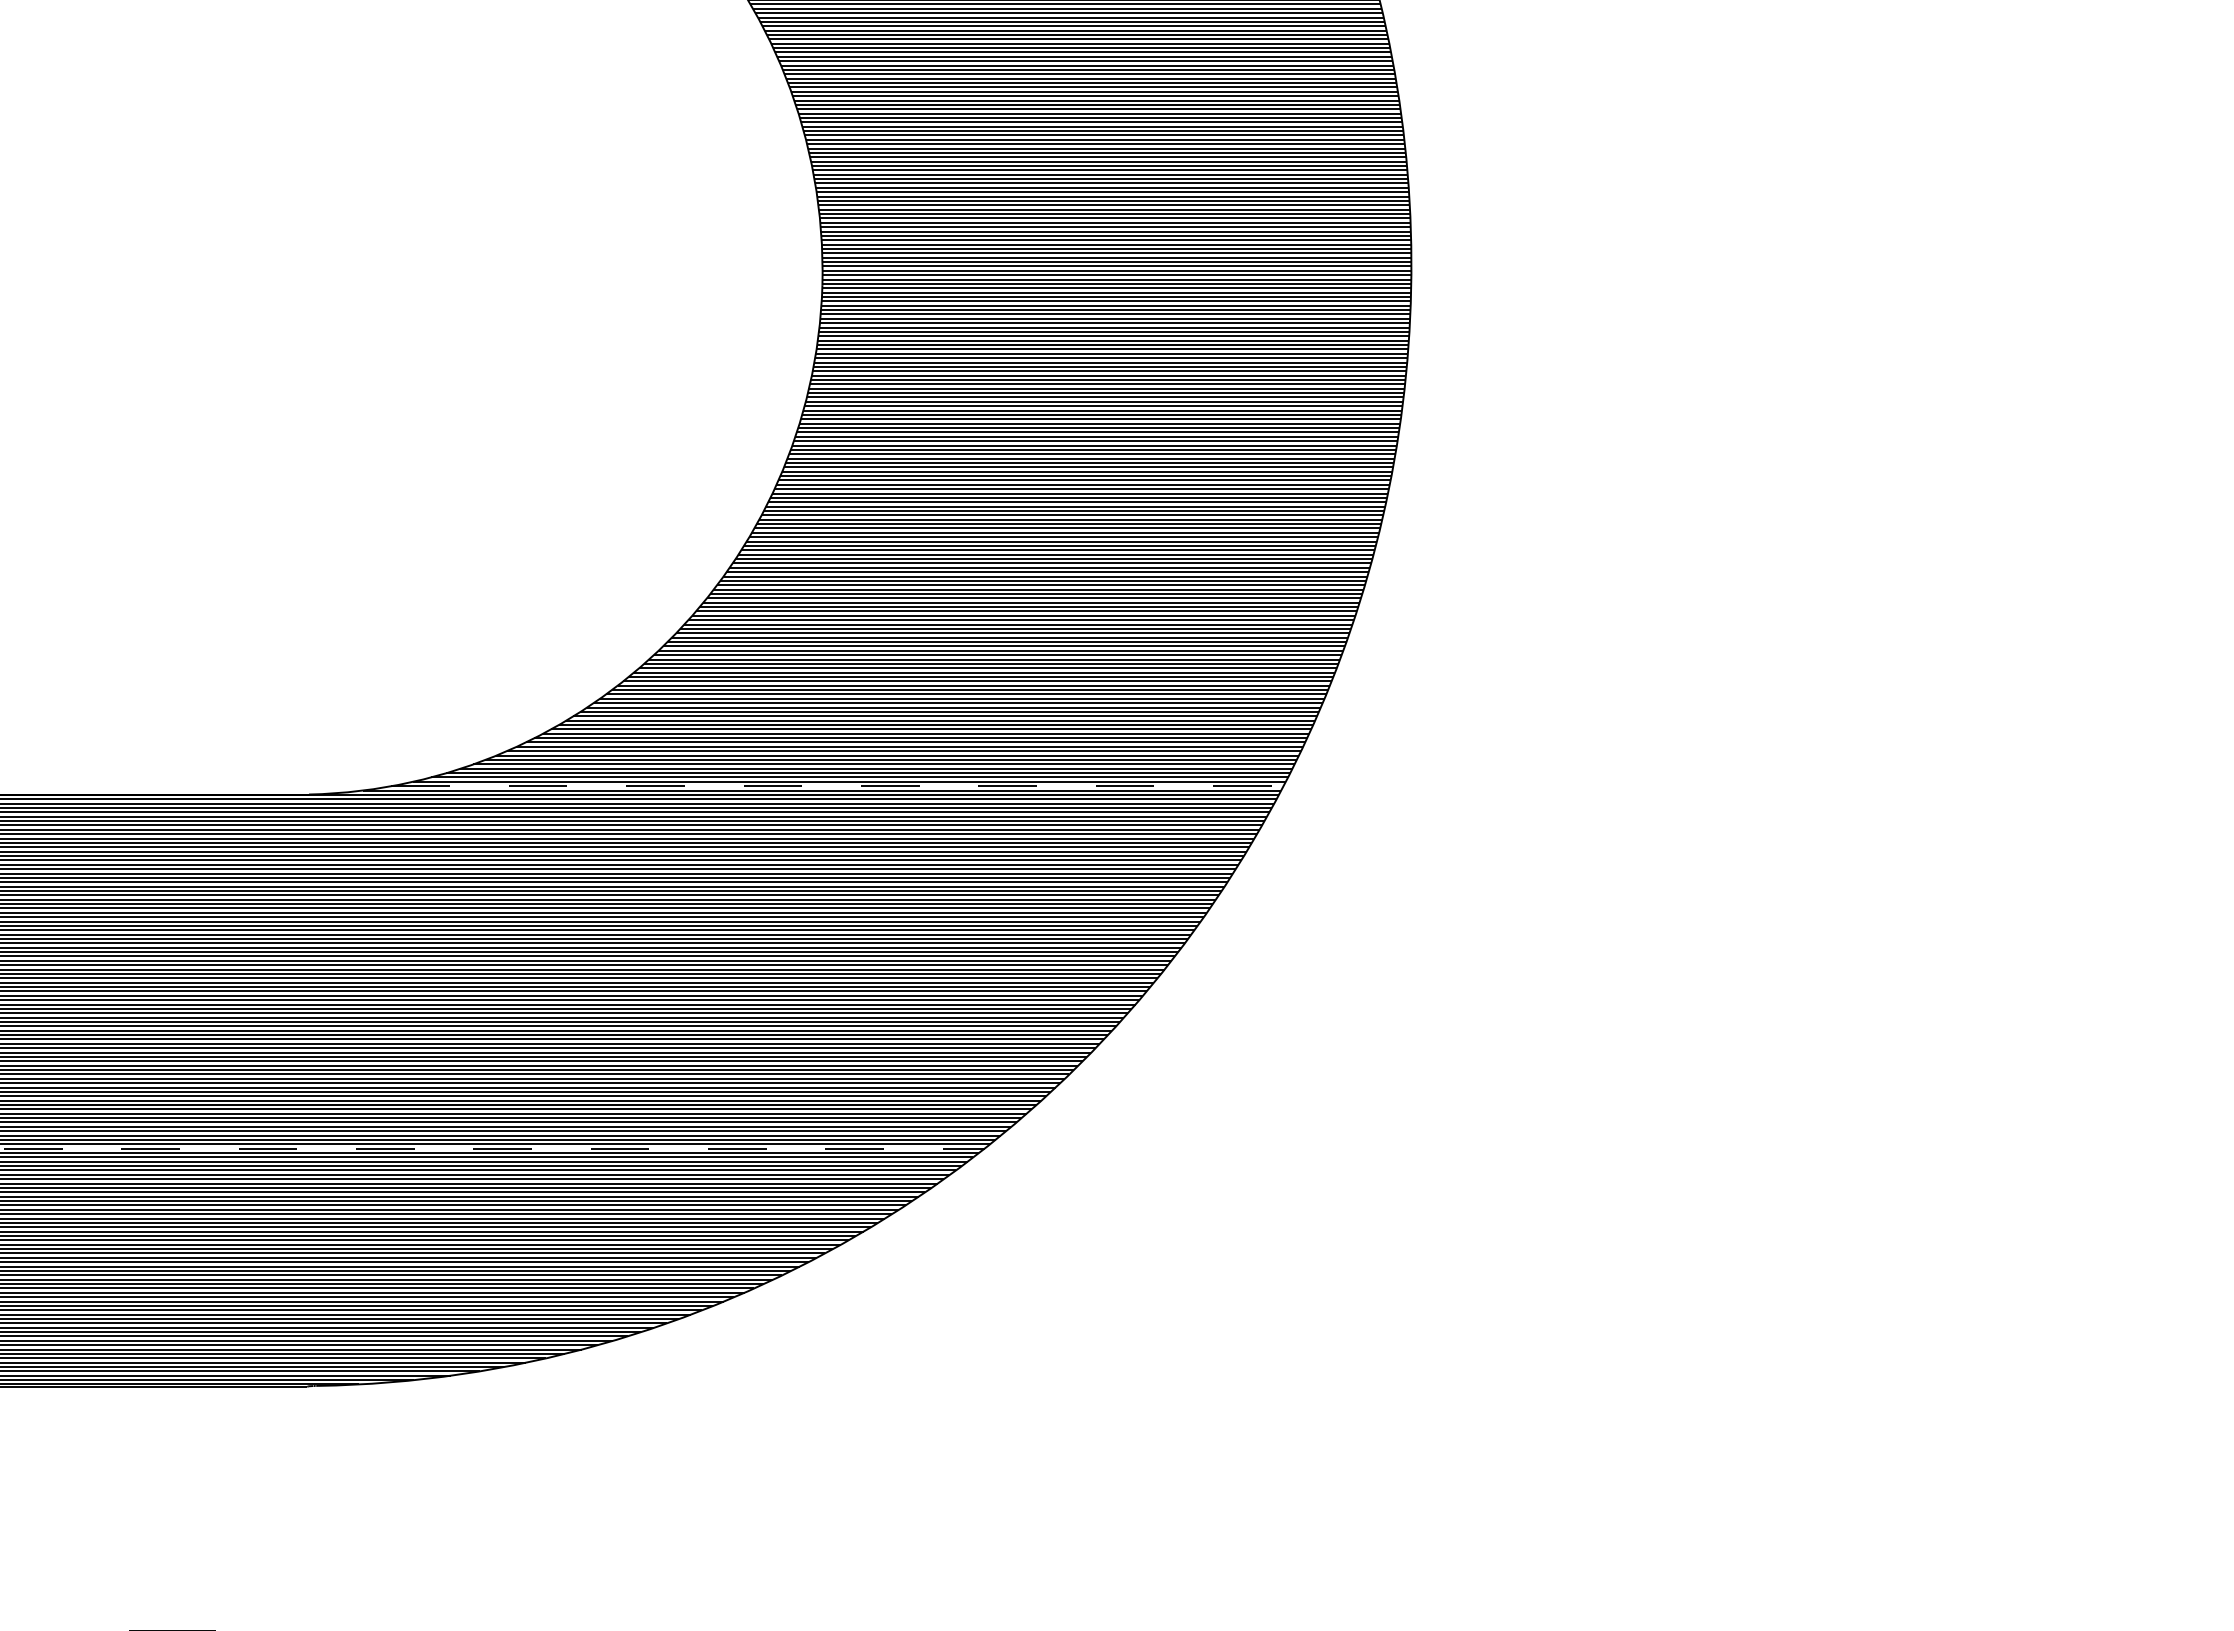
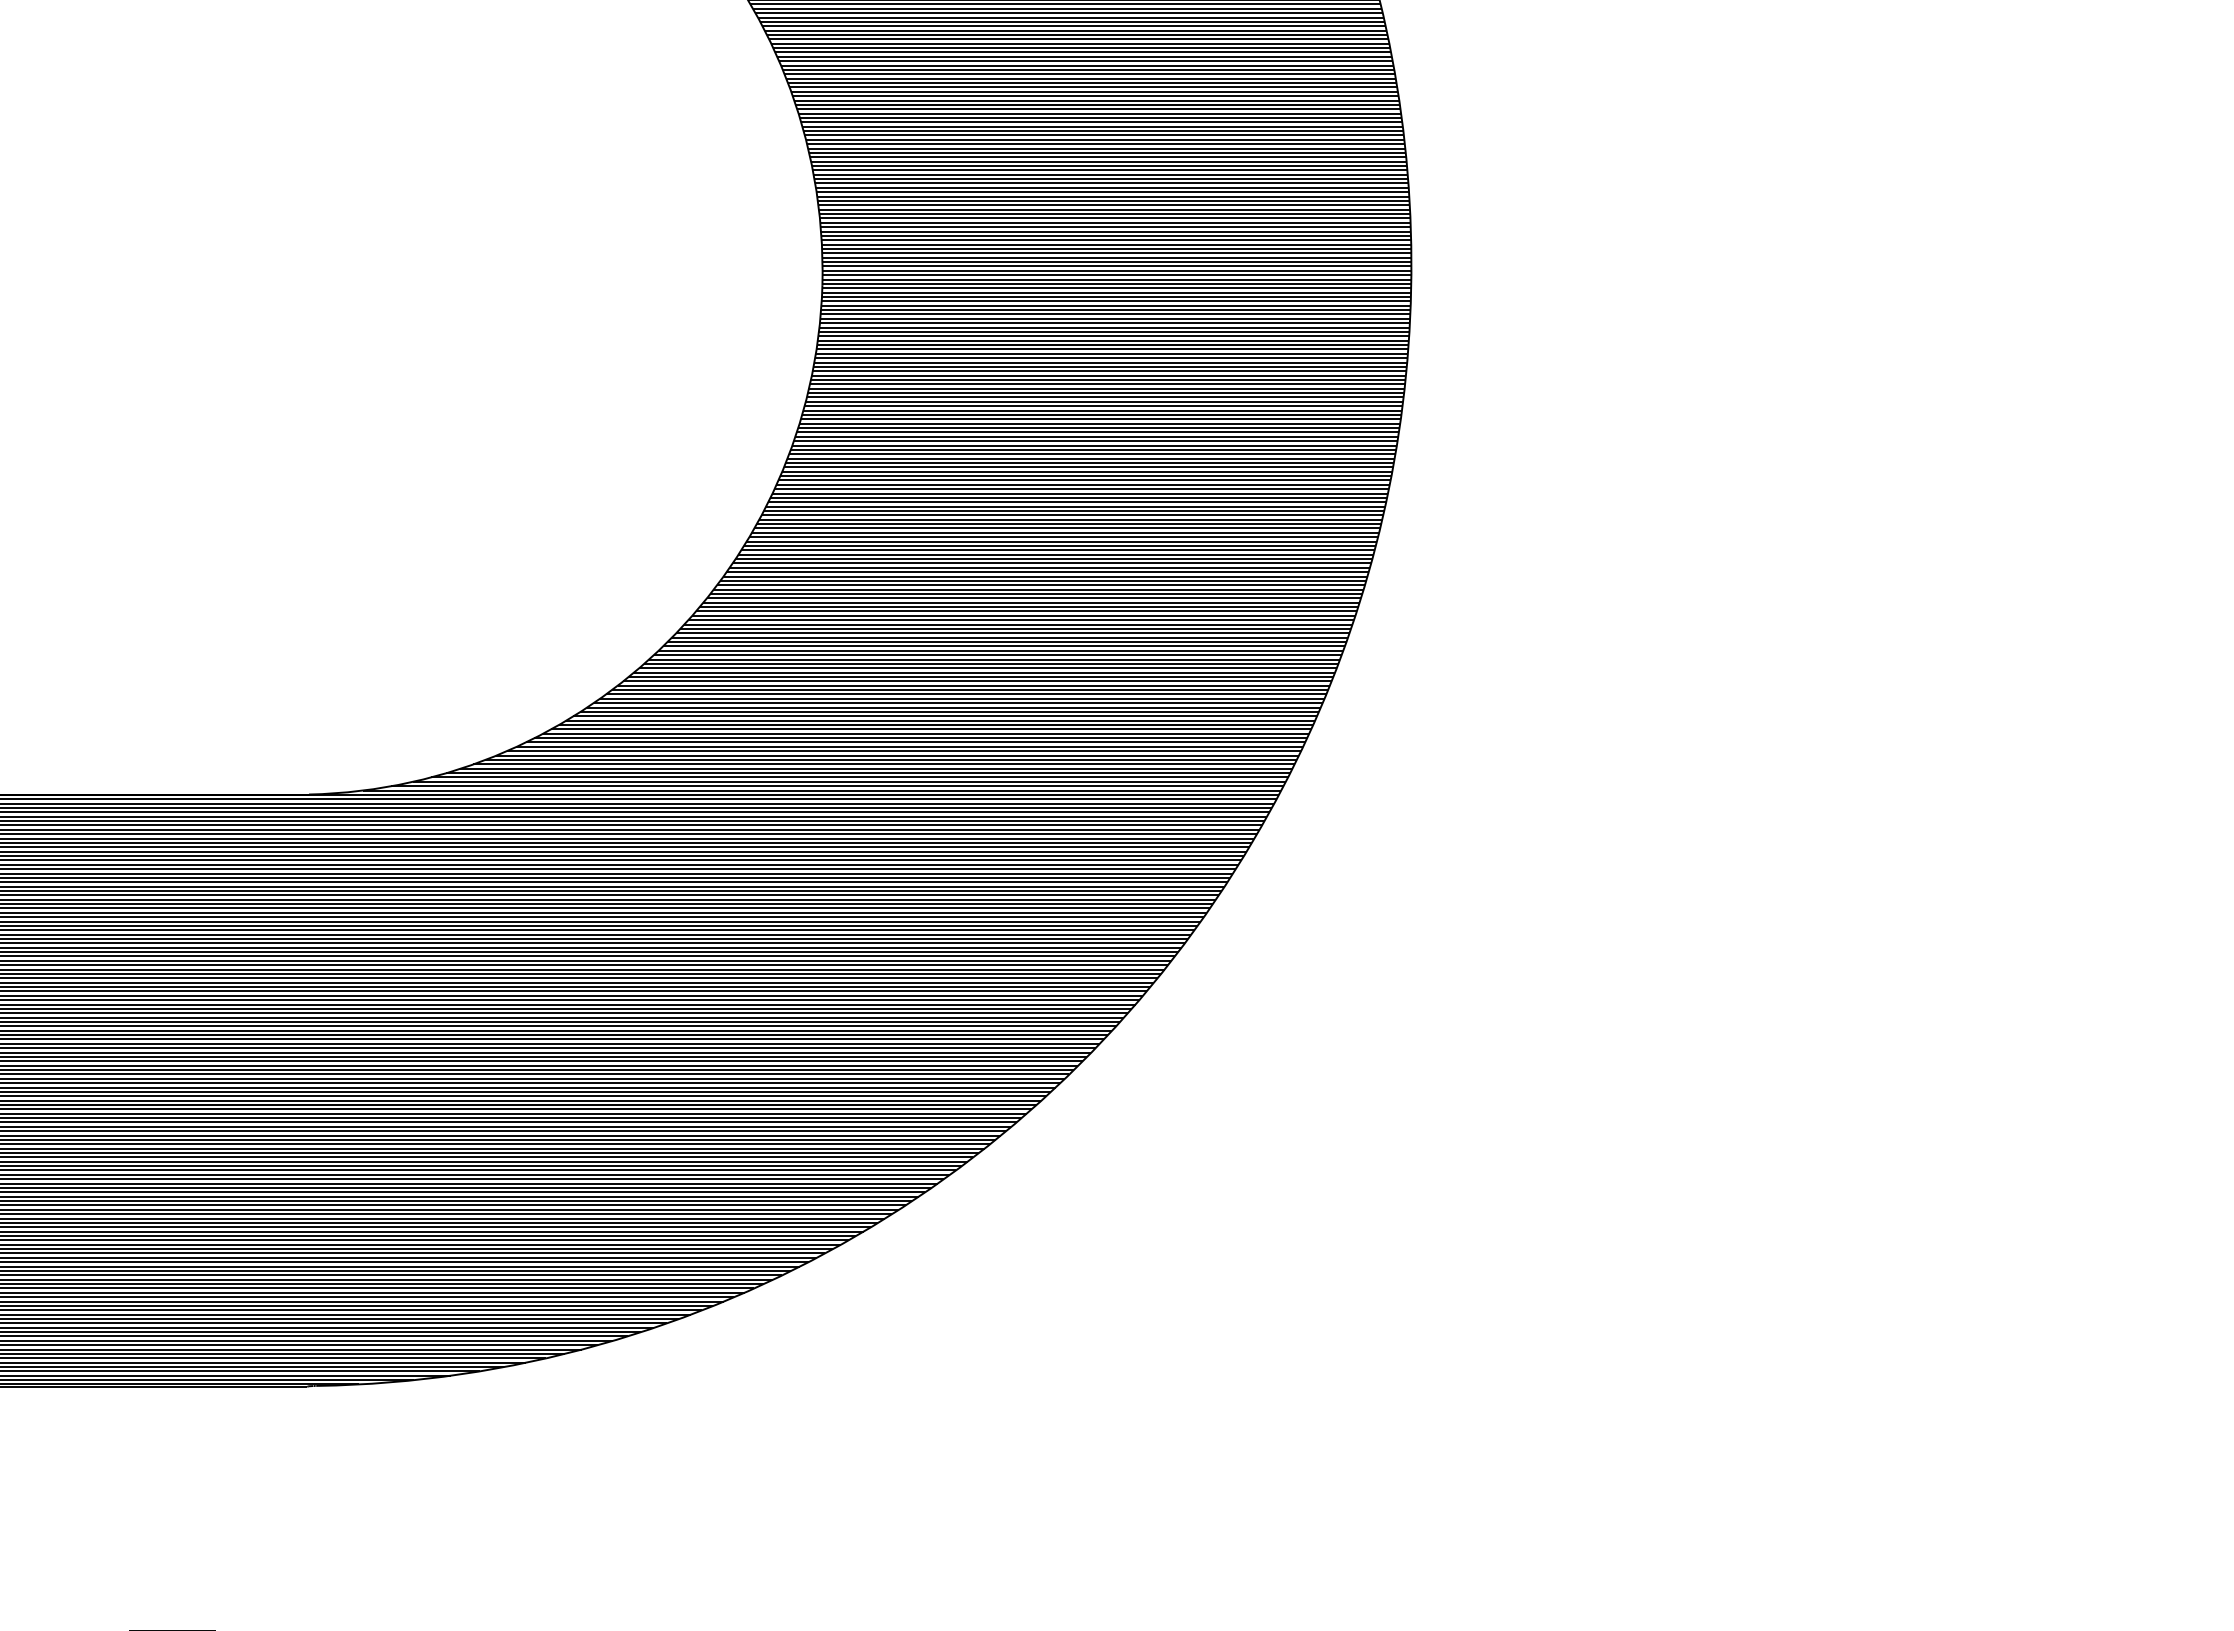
line: dashed -> solid (837, 786)
line: dashed -> solid (492, 1148)
